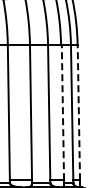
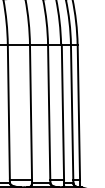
line: dashed -> solid (62, 112)
line: dashed -> solid (78, 112)
